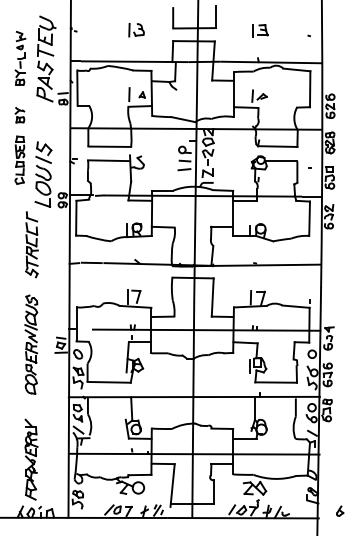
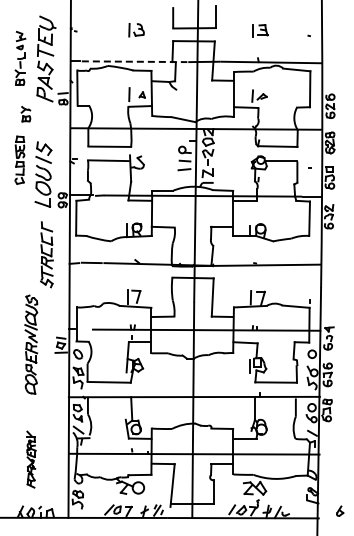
line: solid -> dashed (134, 61)
part position: (19, 115) -> (25, 114) (25, 114)
part position: (31, 244) -> (46, 254) (46, 254)
part size: 15x83 px -> 11x59 px (31, 459)
